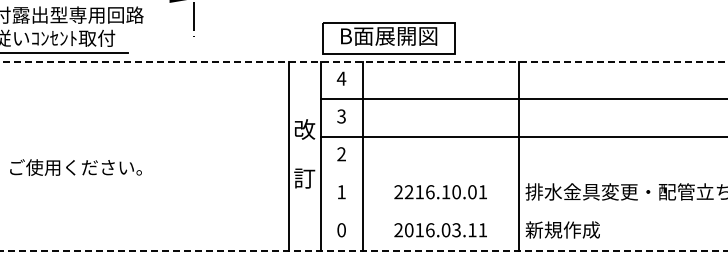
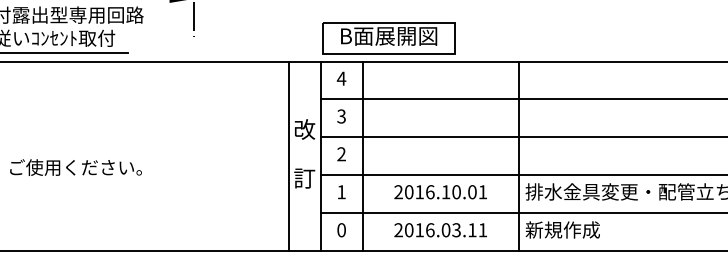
line: dashed -> solid (364, 61)
line: none -> present (522, 175)
text: 2216.10.01 -> 2016.10.01 (408, 192)
line: none -> present (522, 213)
line: dashed -> solid (363, 251)
